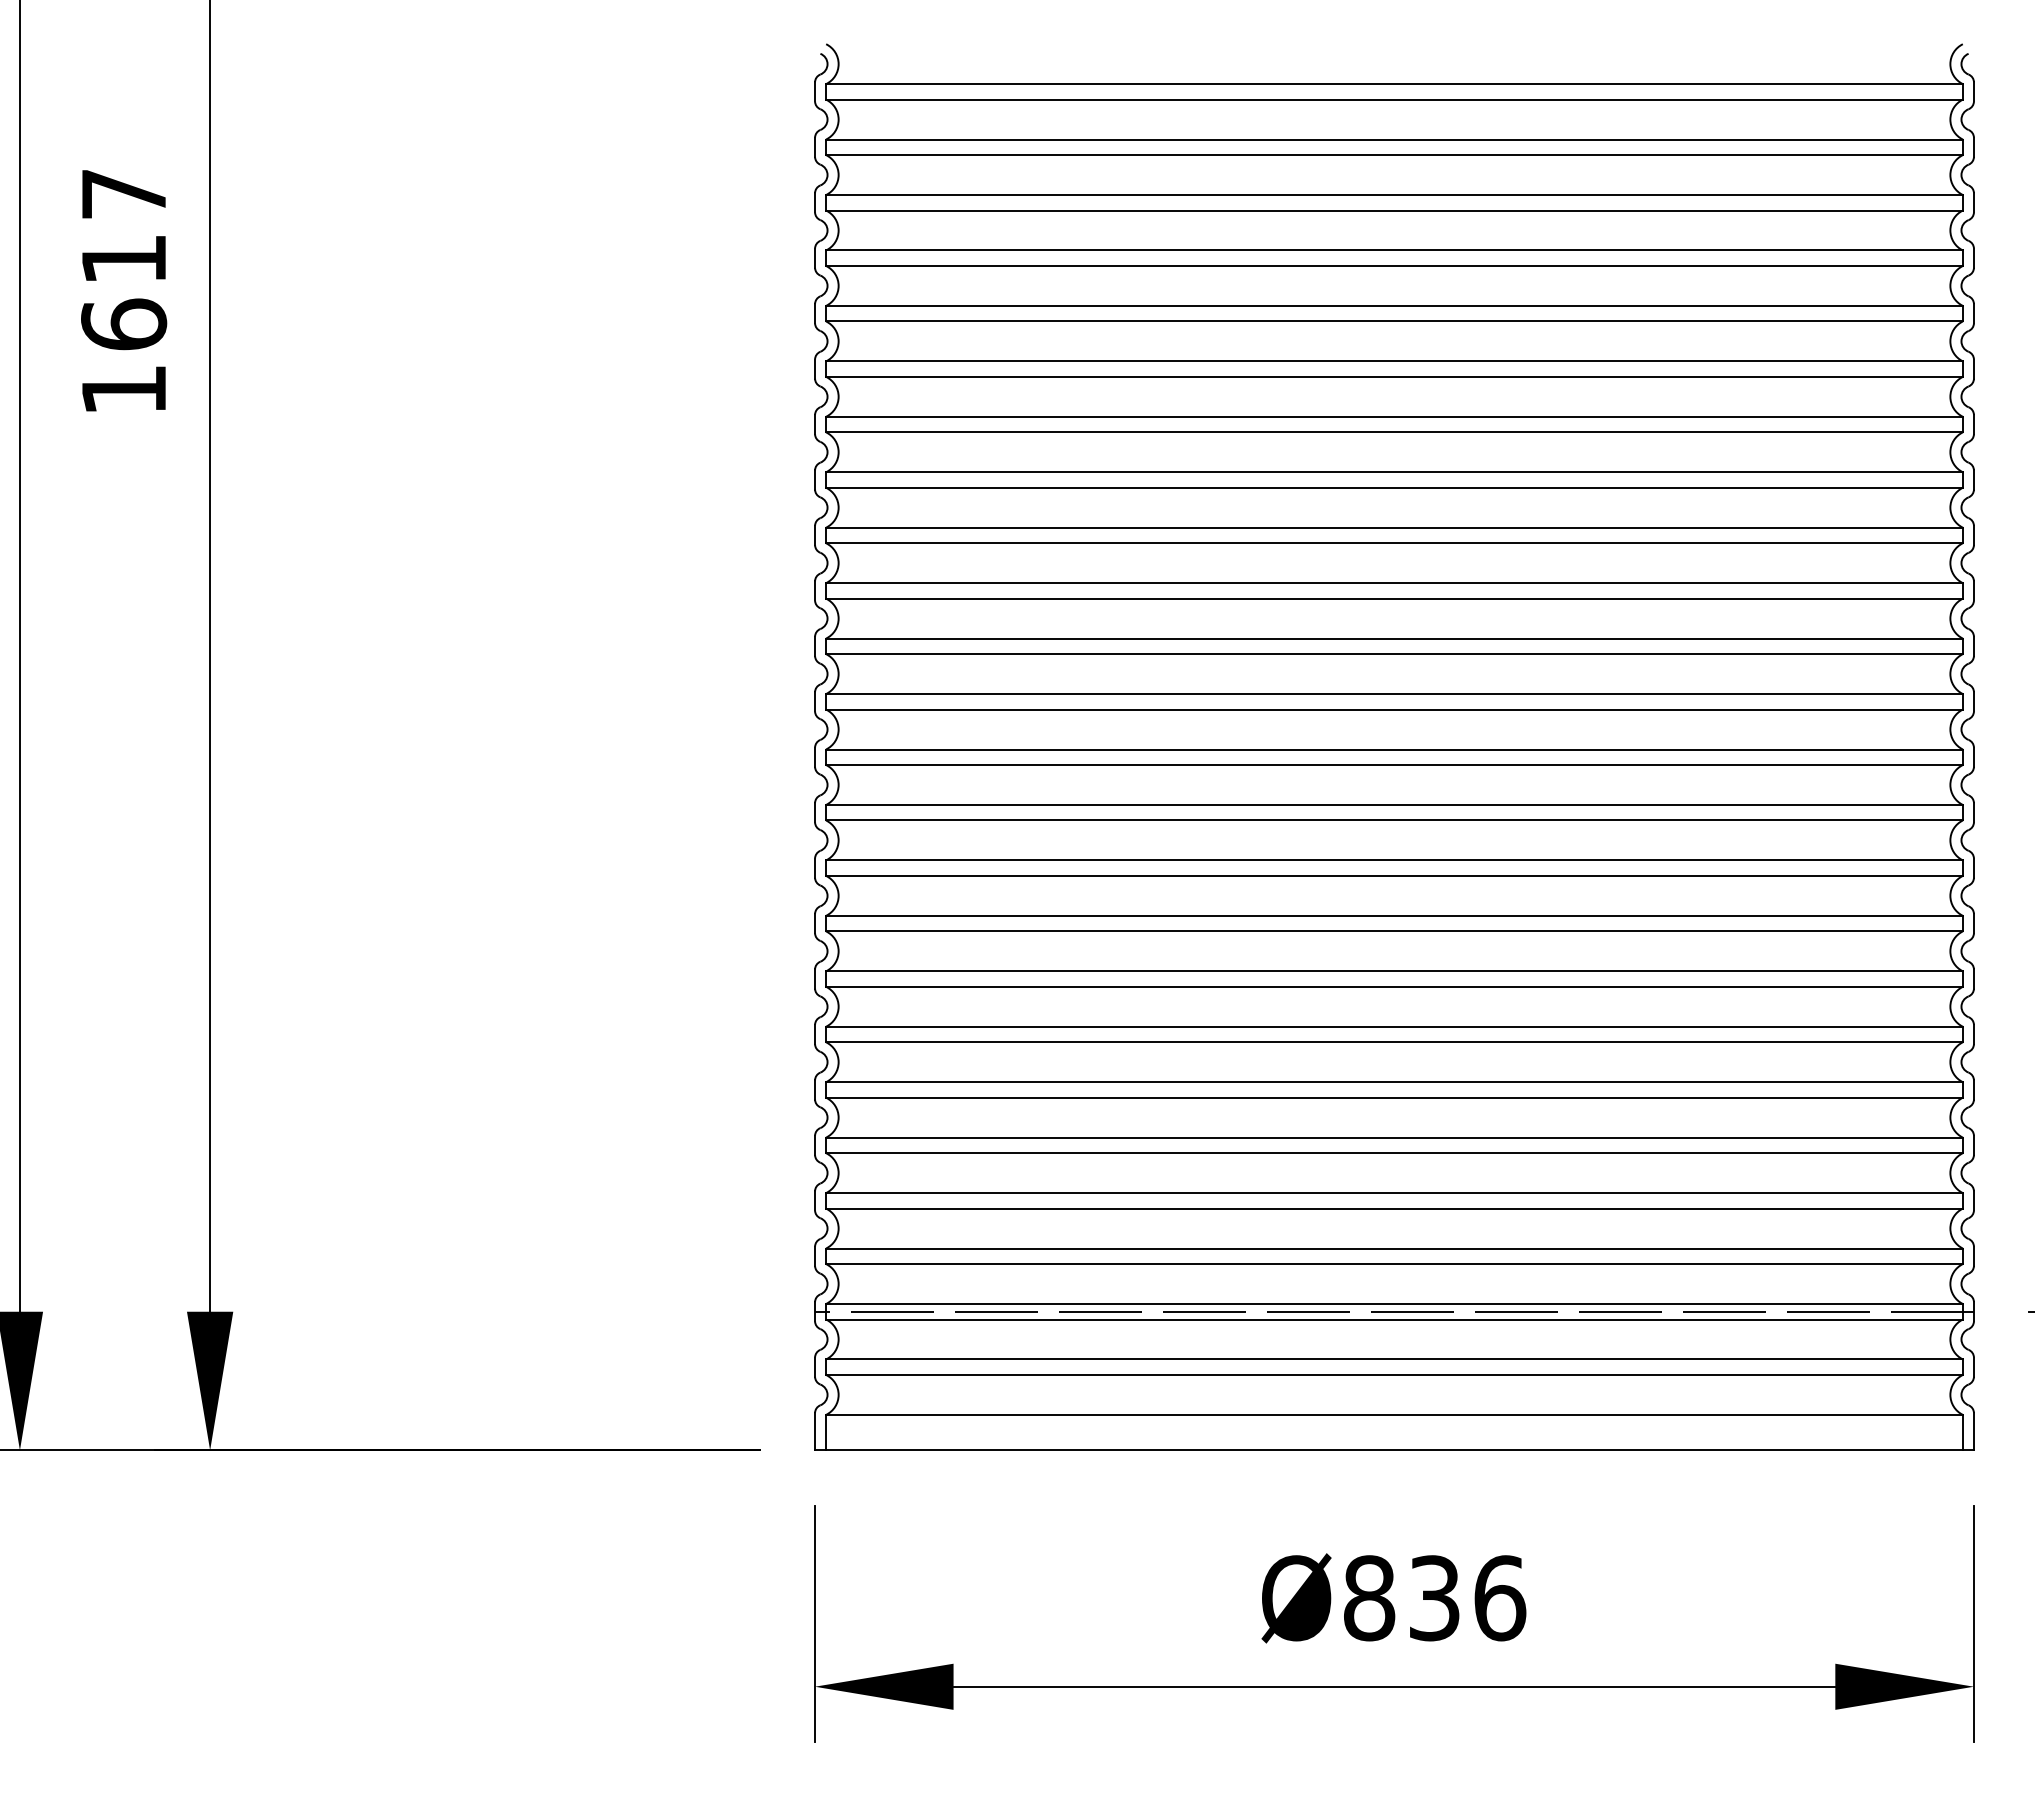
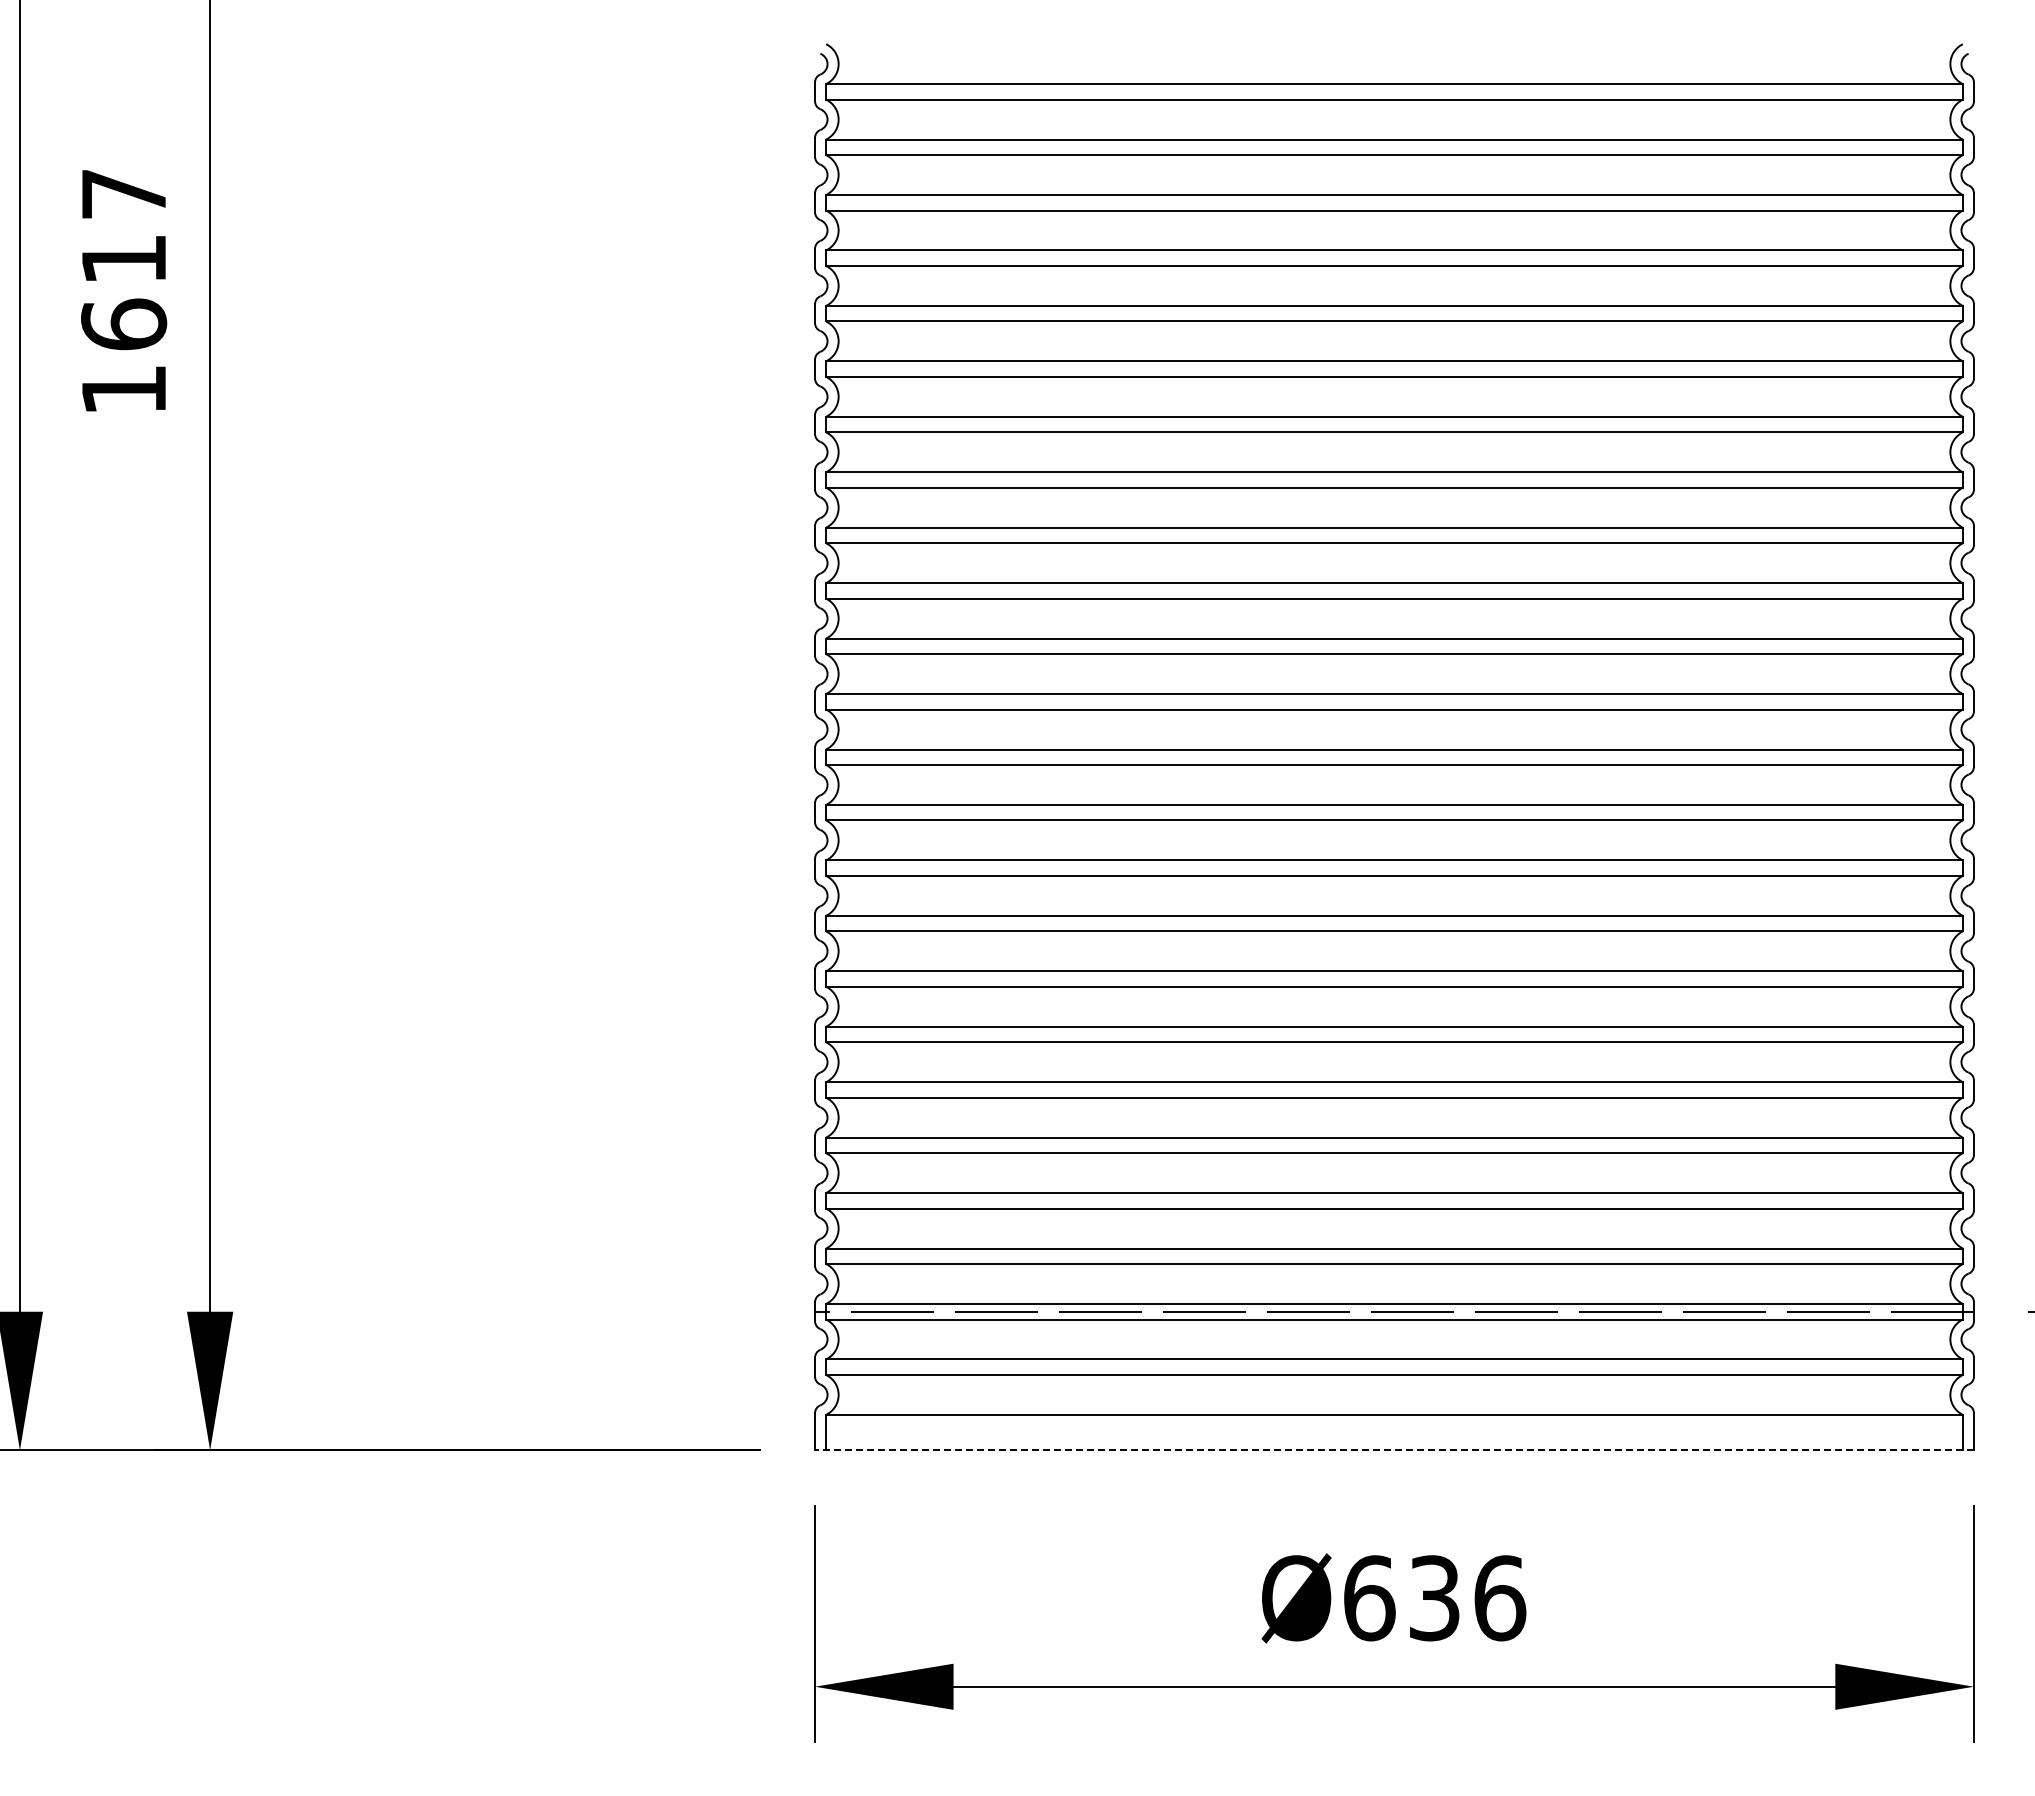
line: solid -> dashed (1394, 1450)
text: Ø836 -> Ø636 (1369, 1598)
